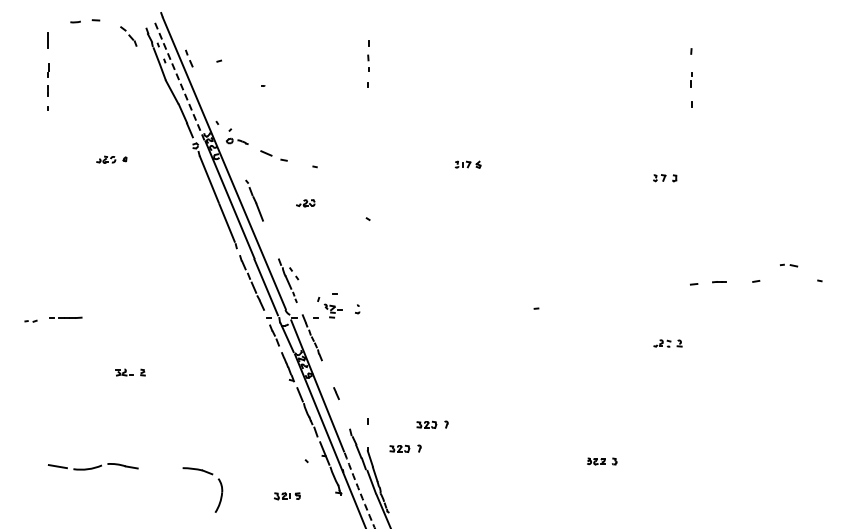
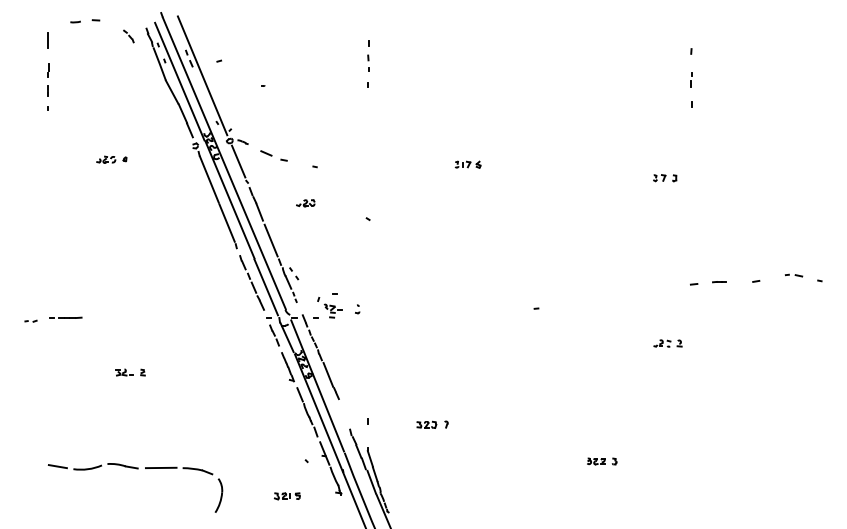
part size: 18x21 px -> 12x15 px (128, 36)
line: none -> present (202, 75)
line: dashed -> solid (179, 81)
line: none -> present (238, 161)
line: none -> present (270, 240)
part position: (789, 265) -> (794, 275) (794, 275)
line: none -> present (328, 374)
part: present -> none (405, 448)
line: none -> present (160, 467)
arc: dashed -> solid (359, 491)
